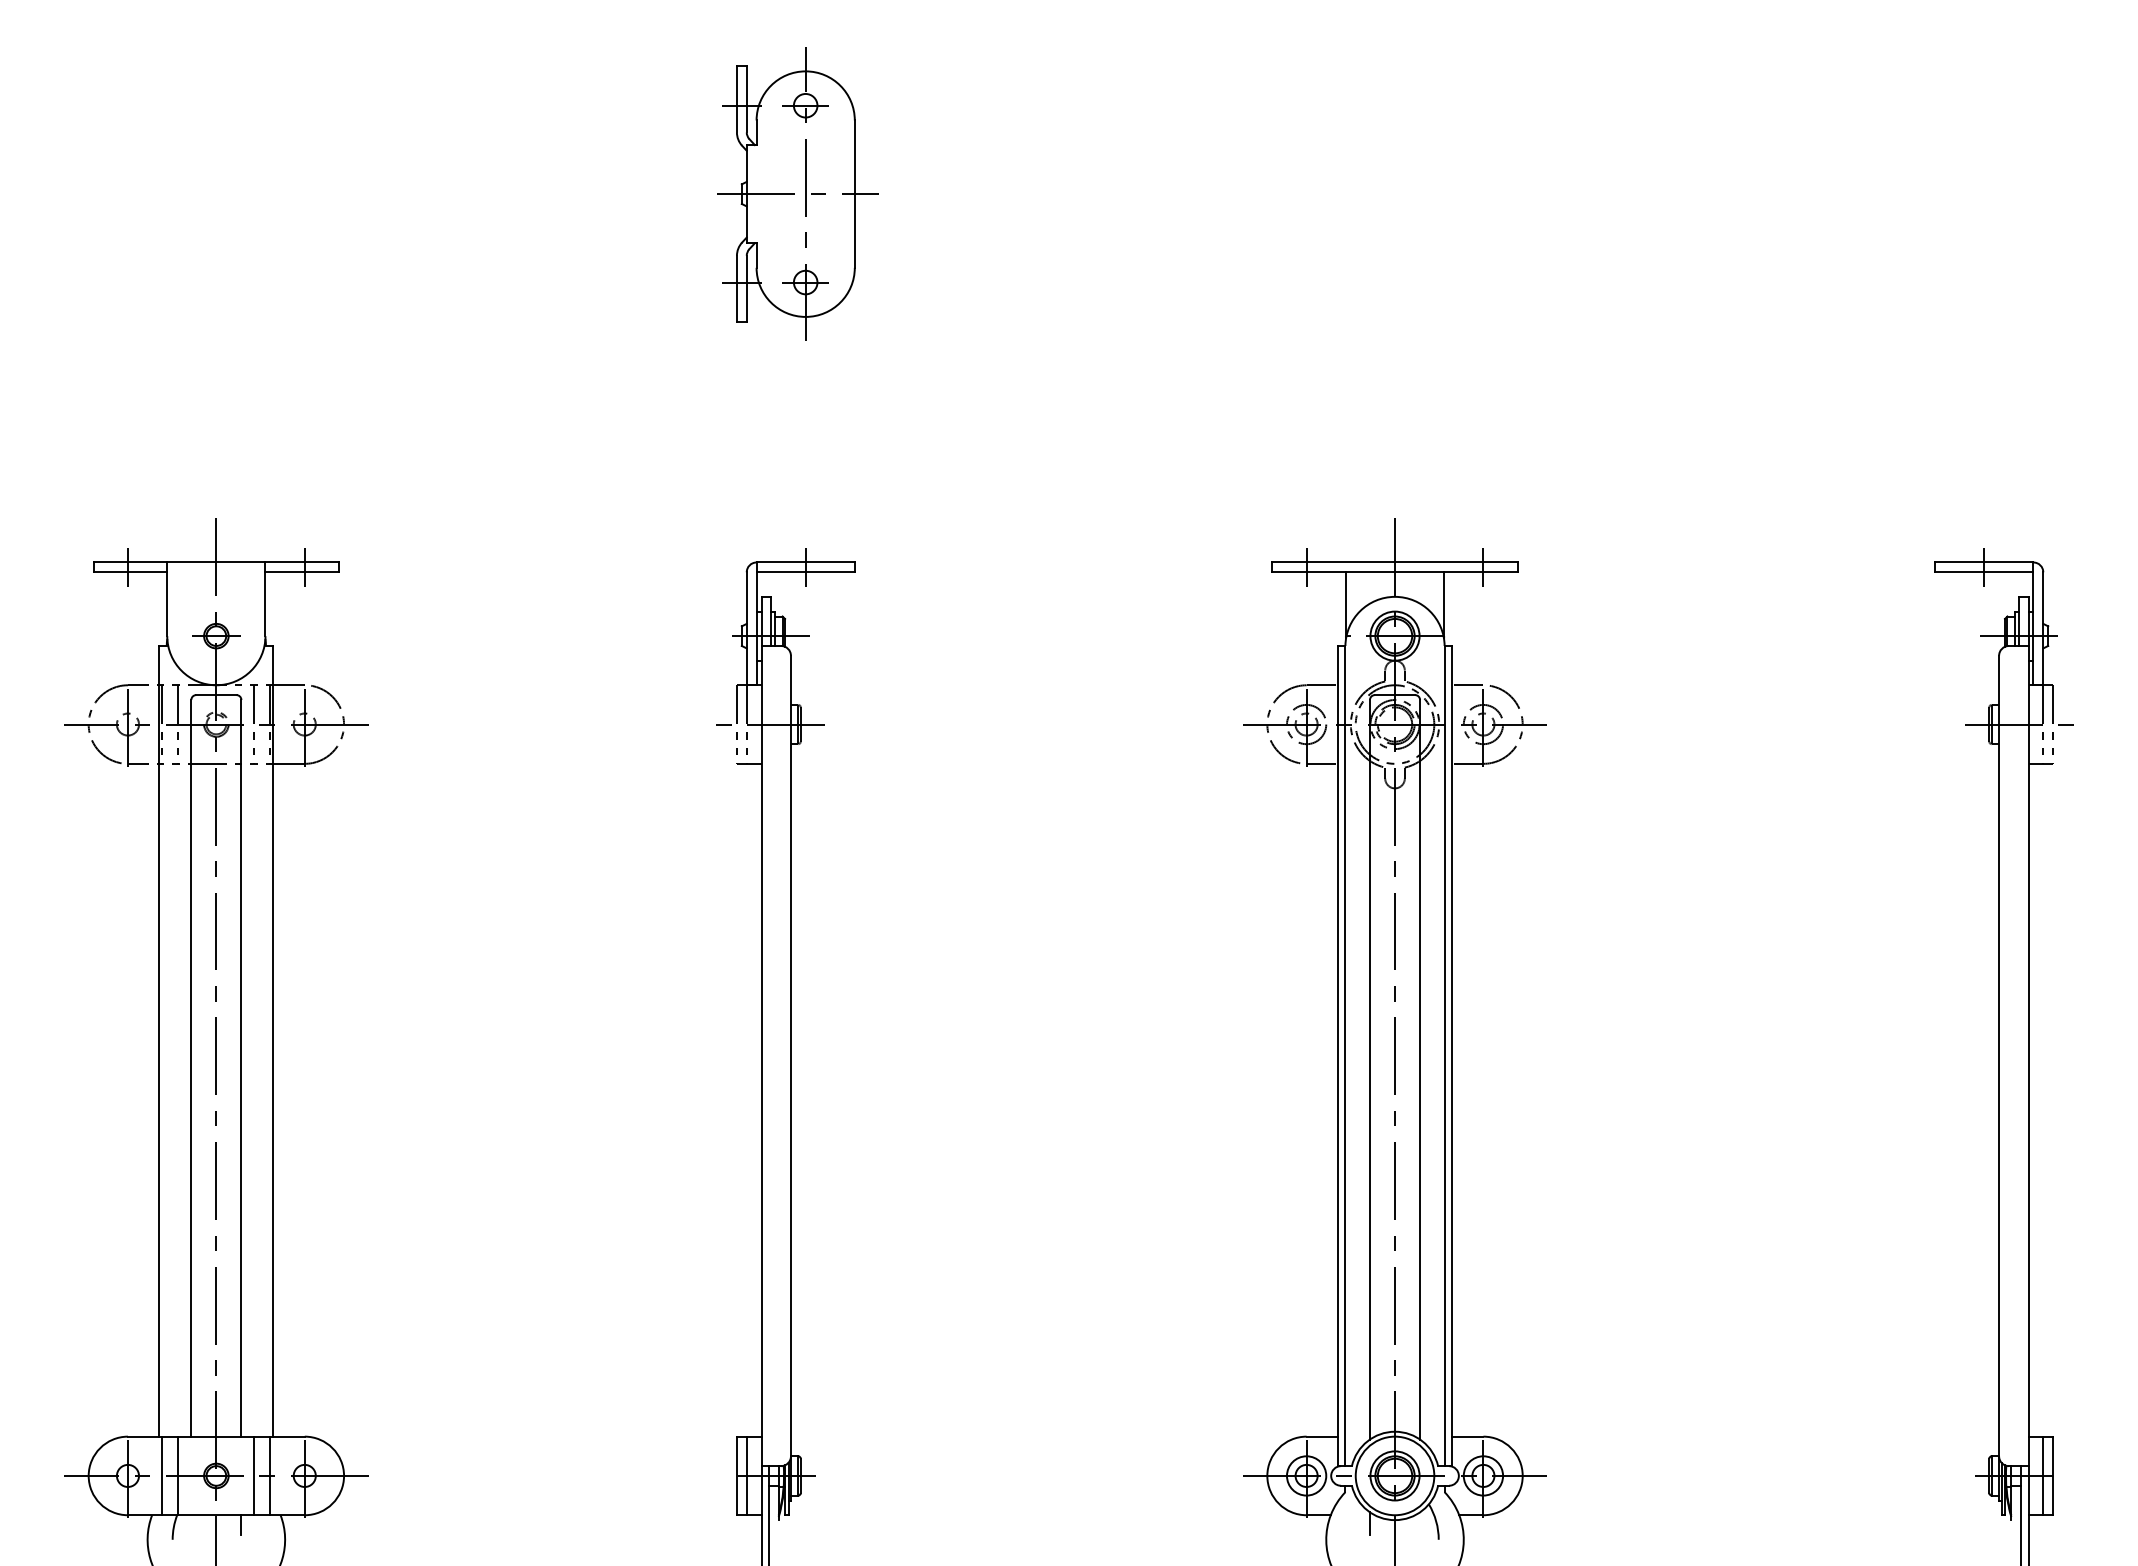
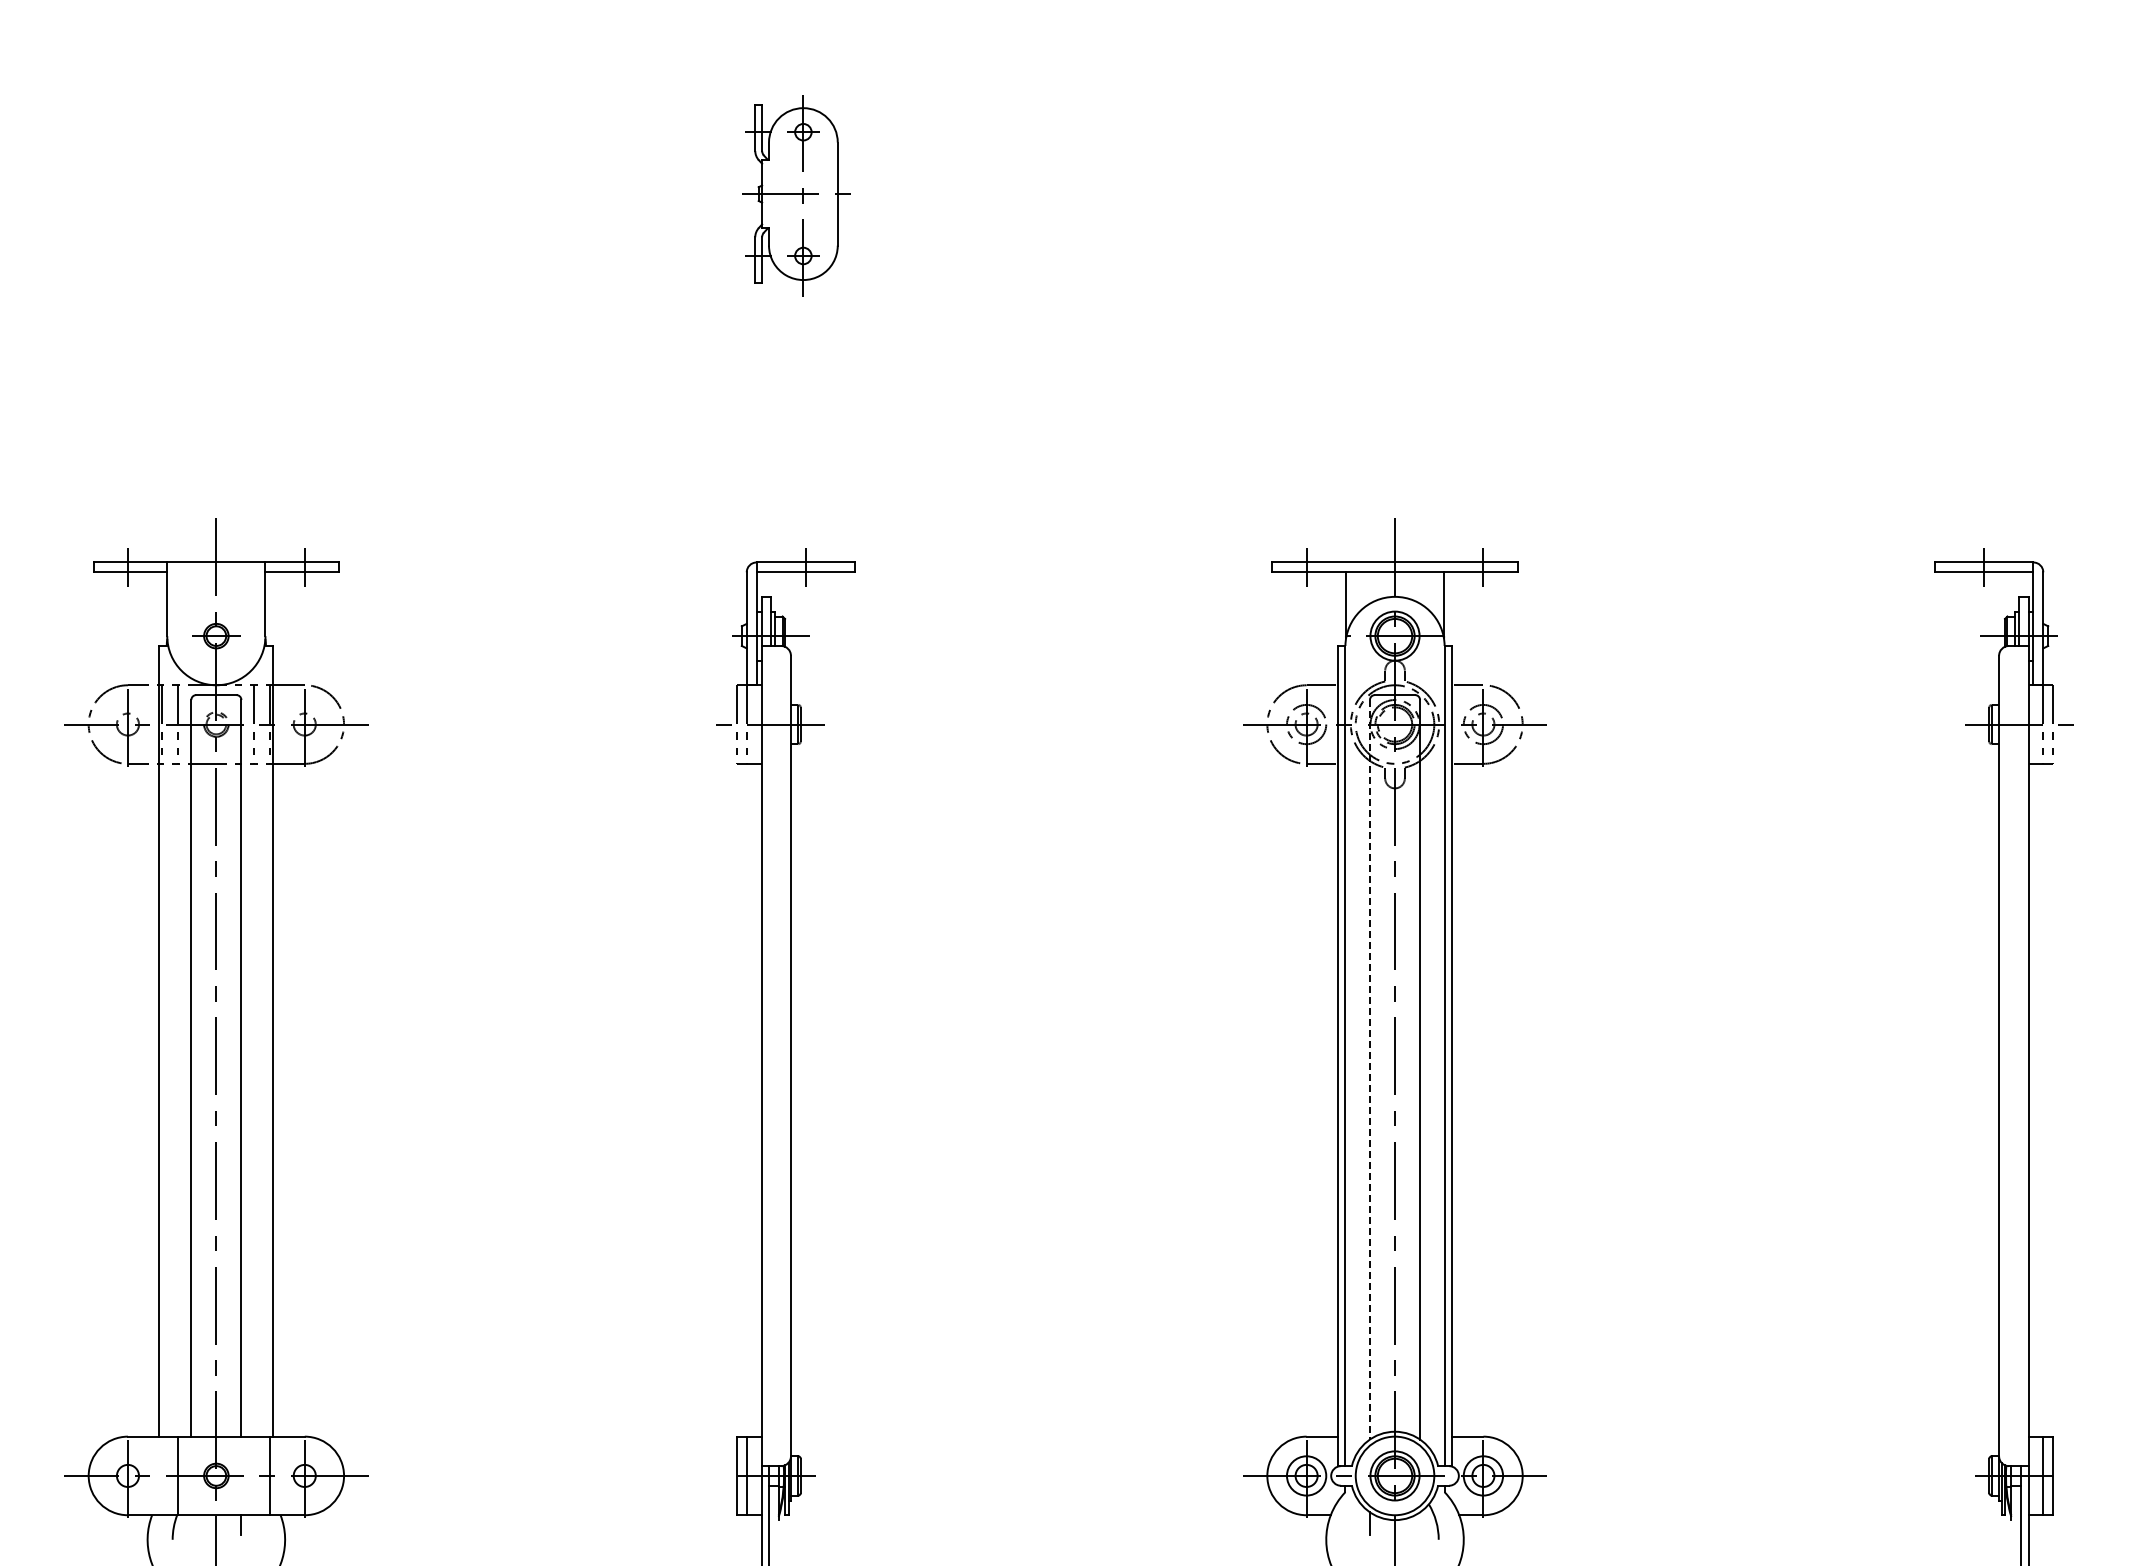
part size: 162x294 px -> 109x202 px (796, 195)
line: solid -> dashed (1369, 1069)
line: present -> none (162, 1475)
line: present -> none (254, 1475)
